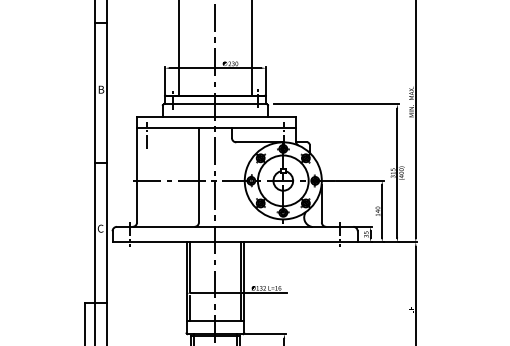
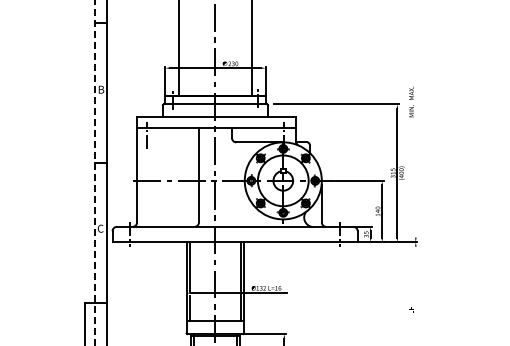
line: present -> none (415, 119)
line: solid -> dashed (94, 173)
line: present -> none (415, 294)
